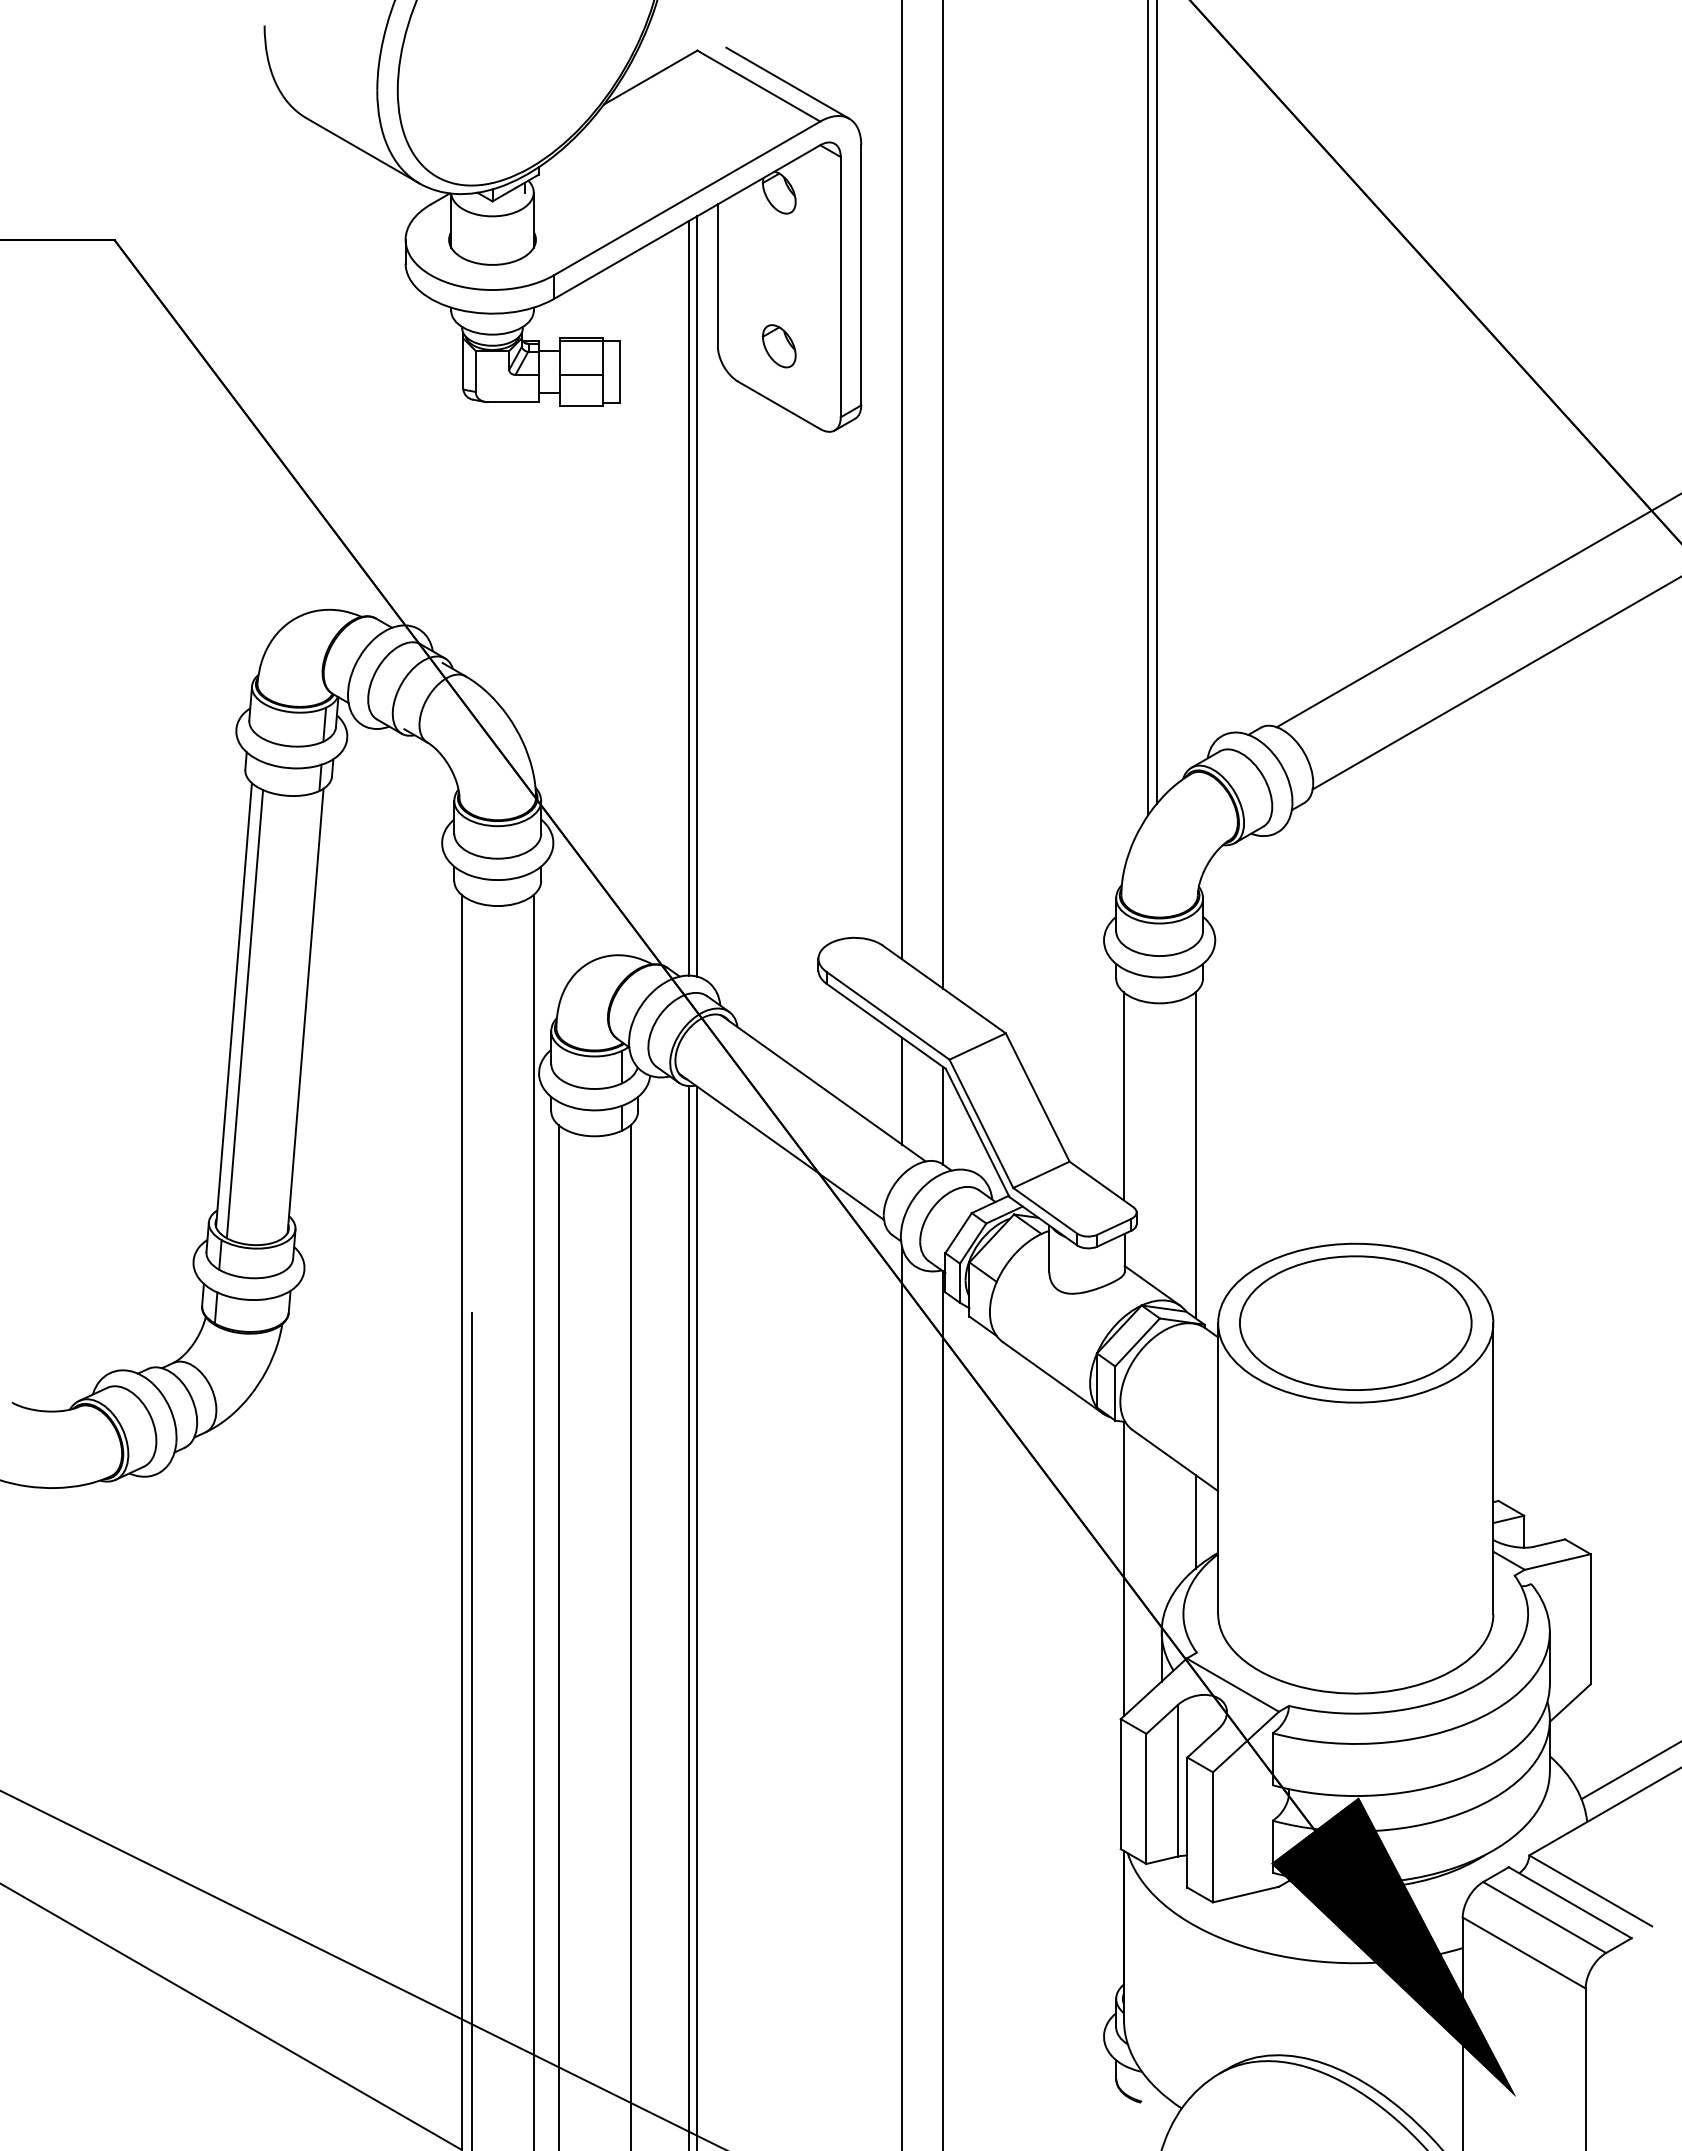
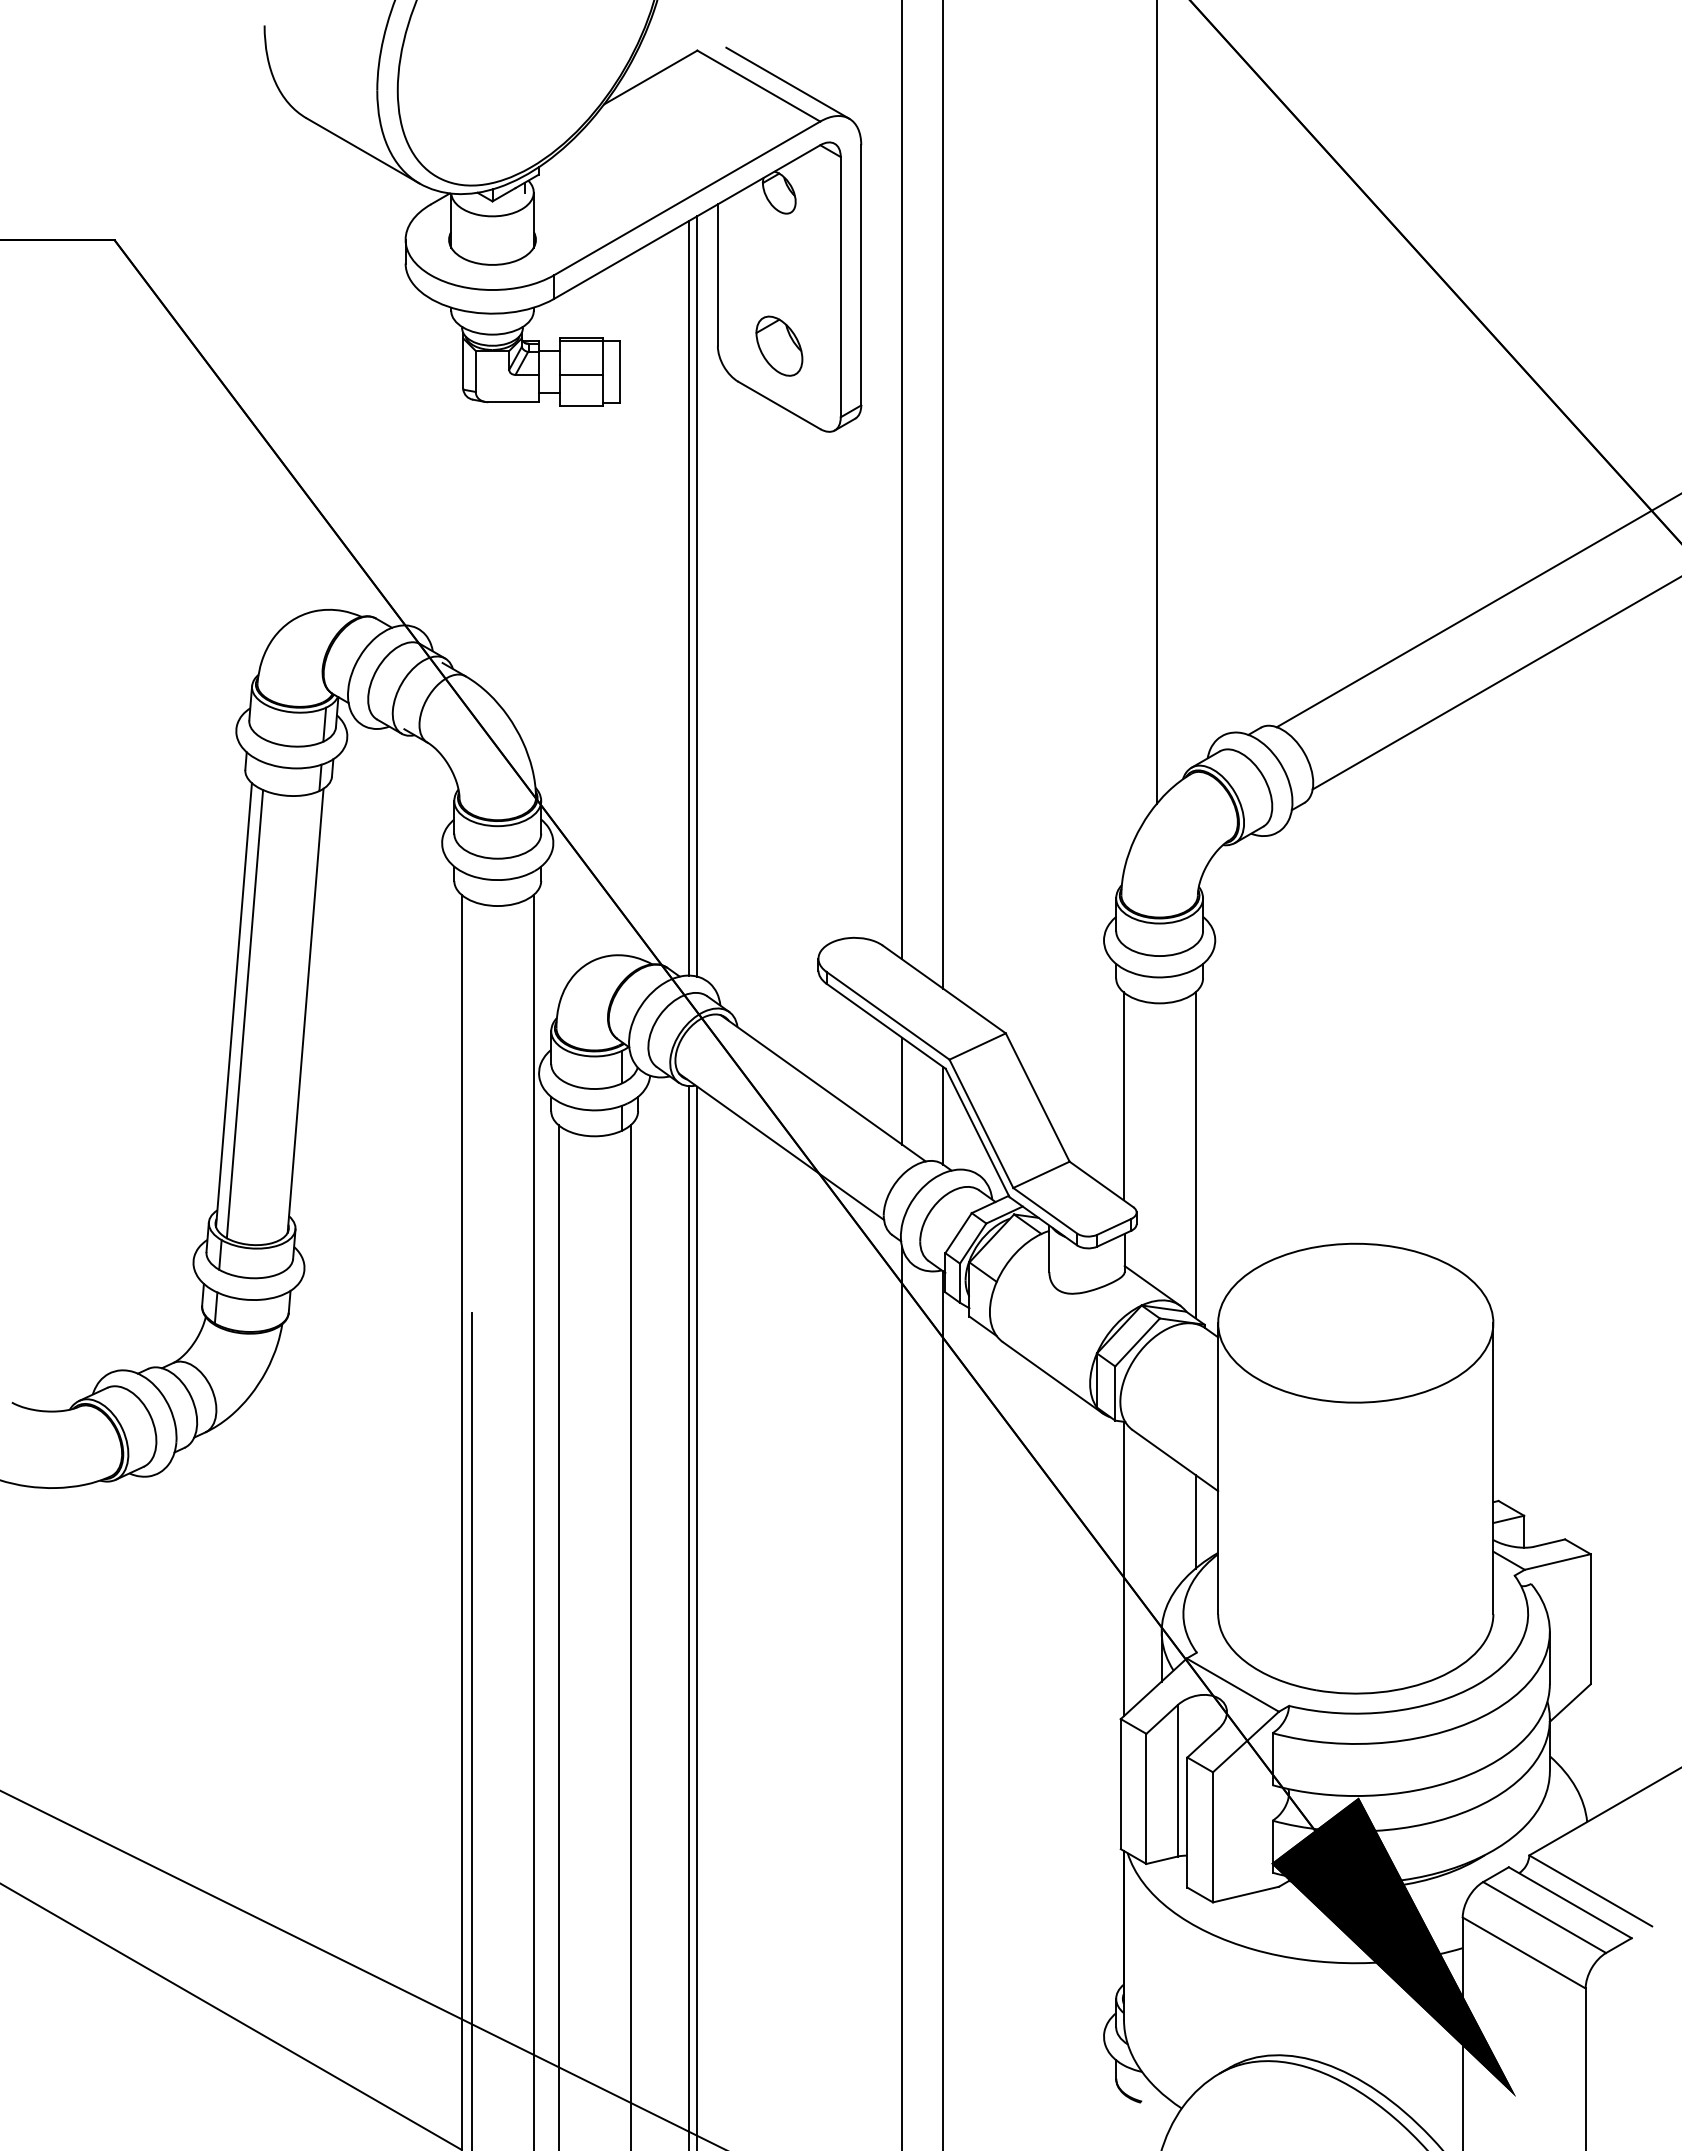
part size: 36x45 px -> 49x62 px (779, 345)
line: present -> none (1148, 408)
part: present -> none (1355, 1322)
line: present -> none (1629, 1771)
